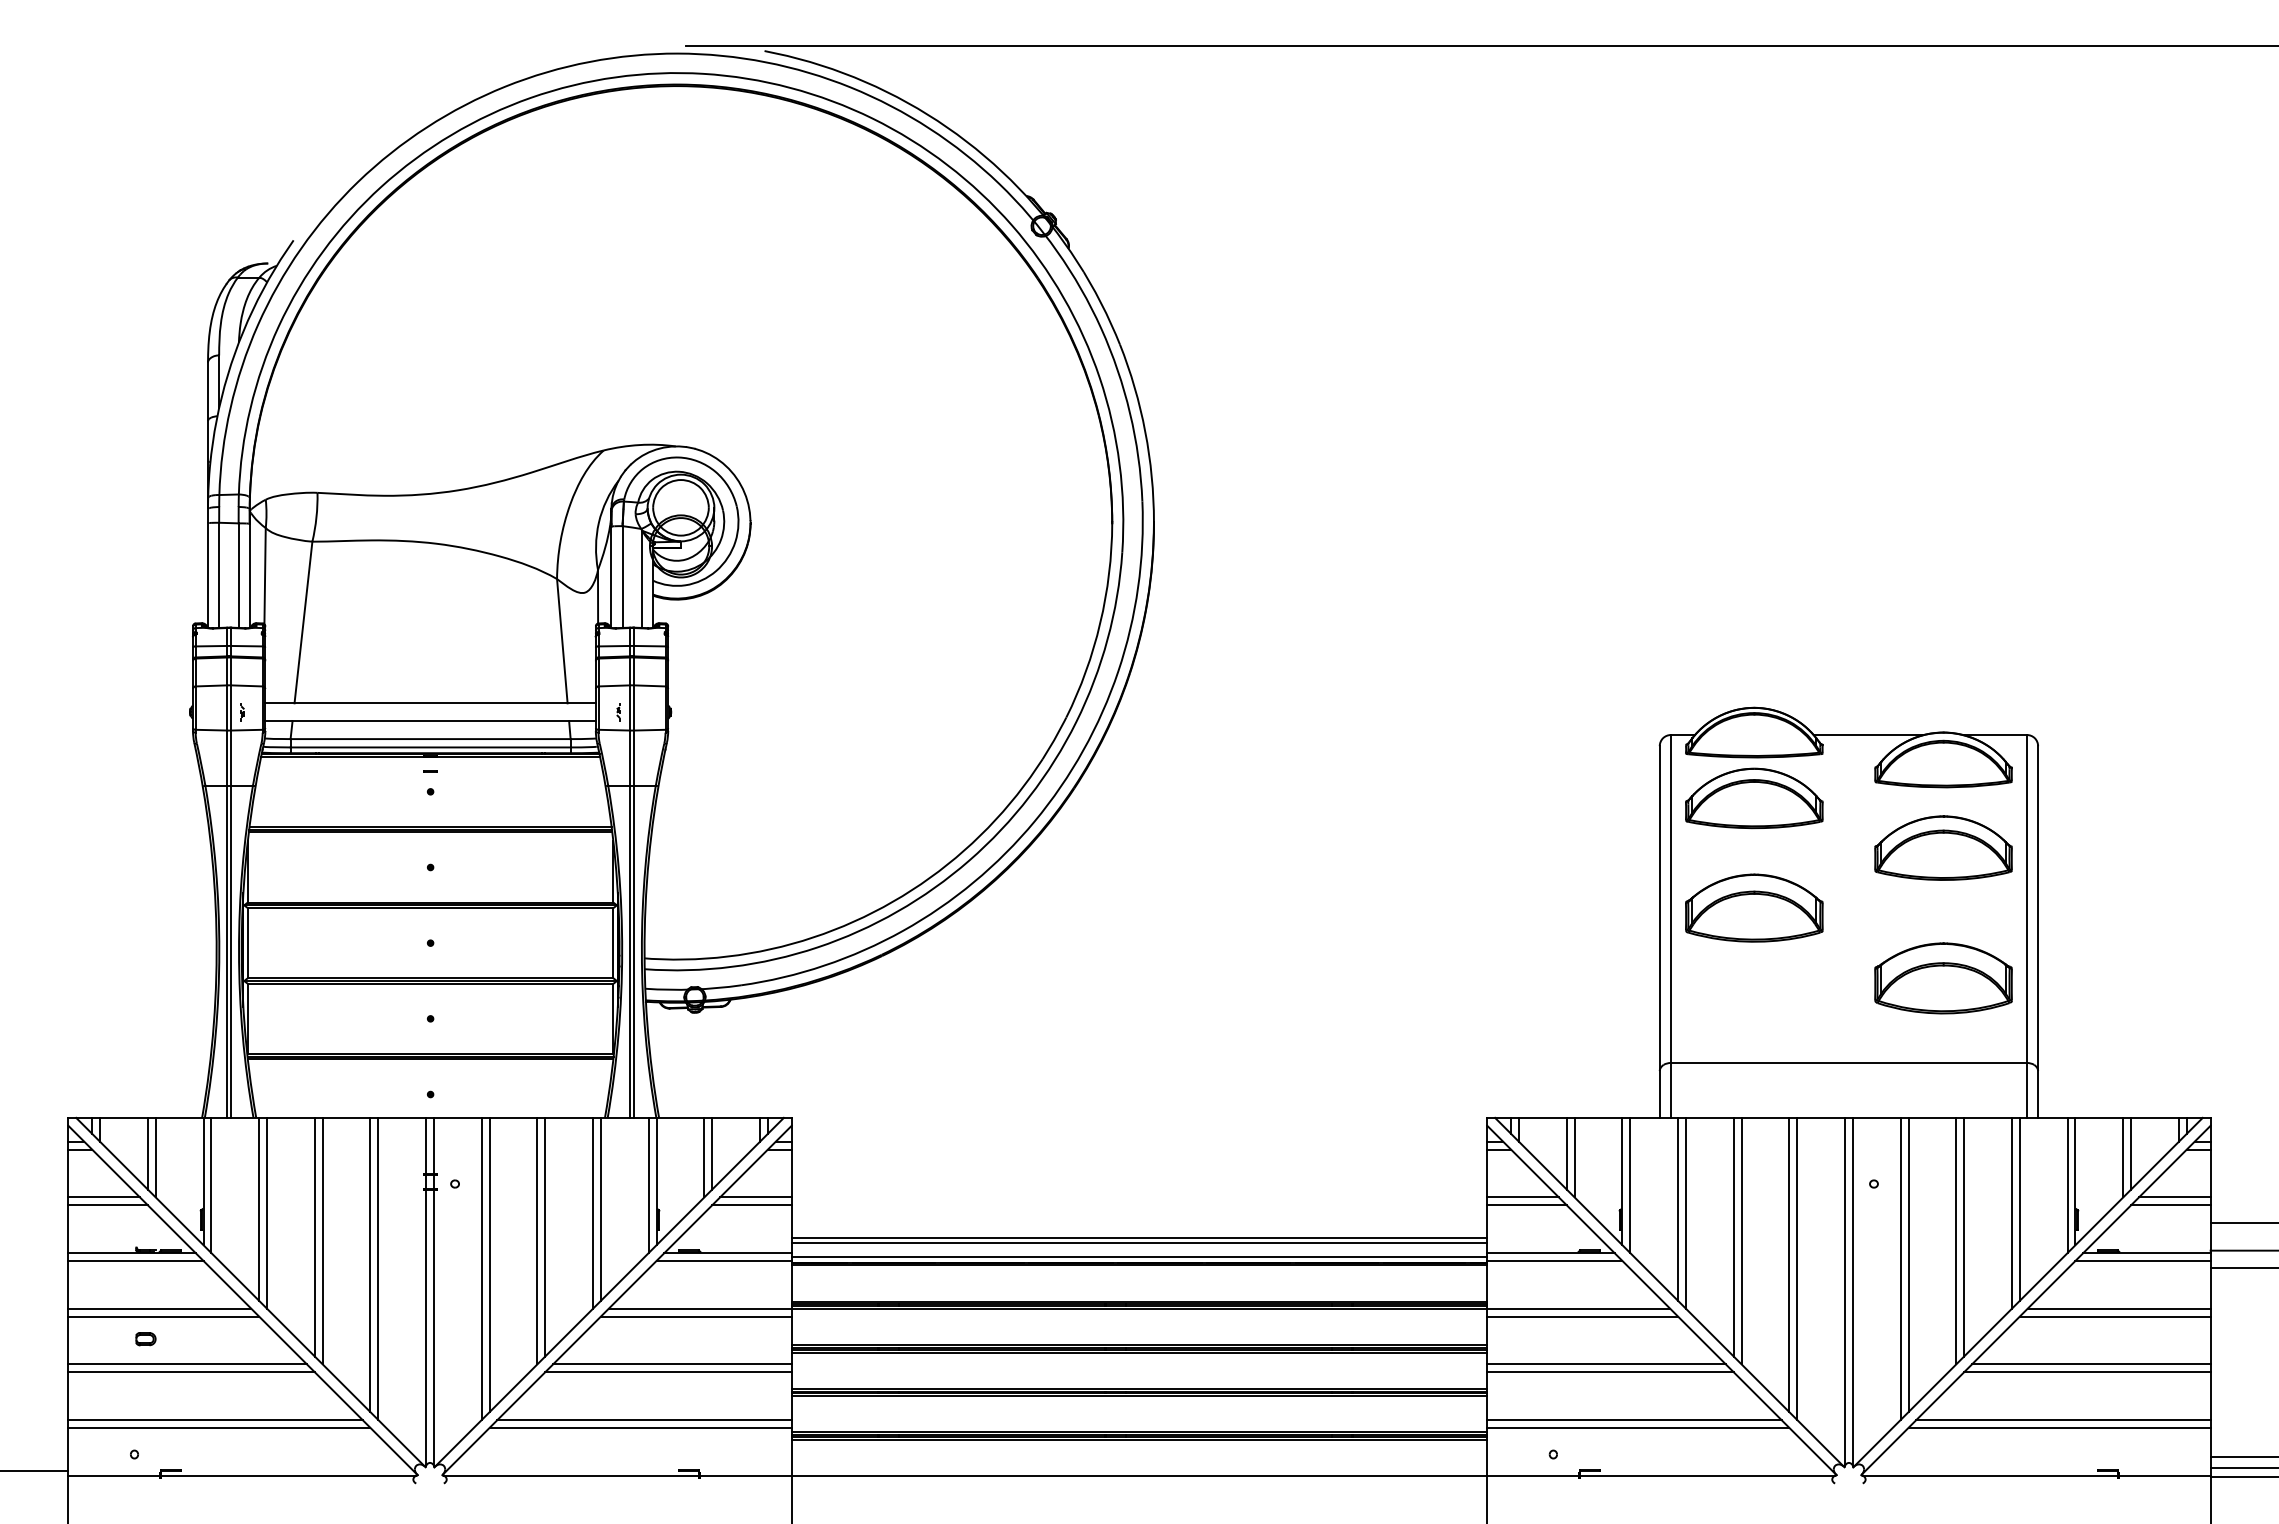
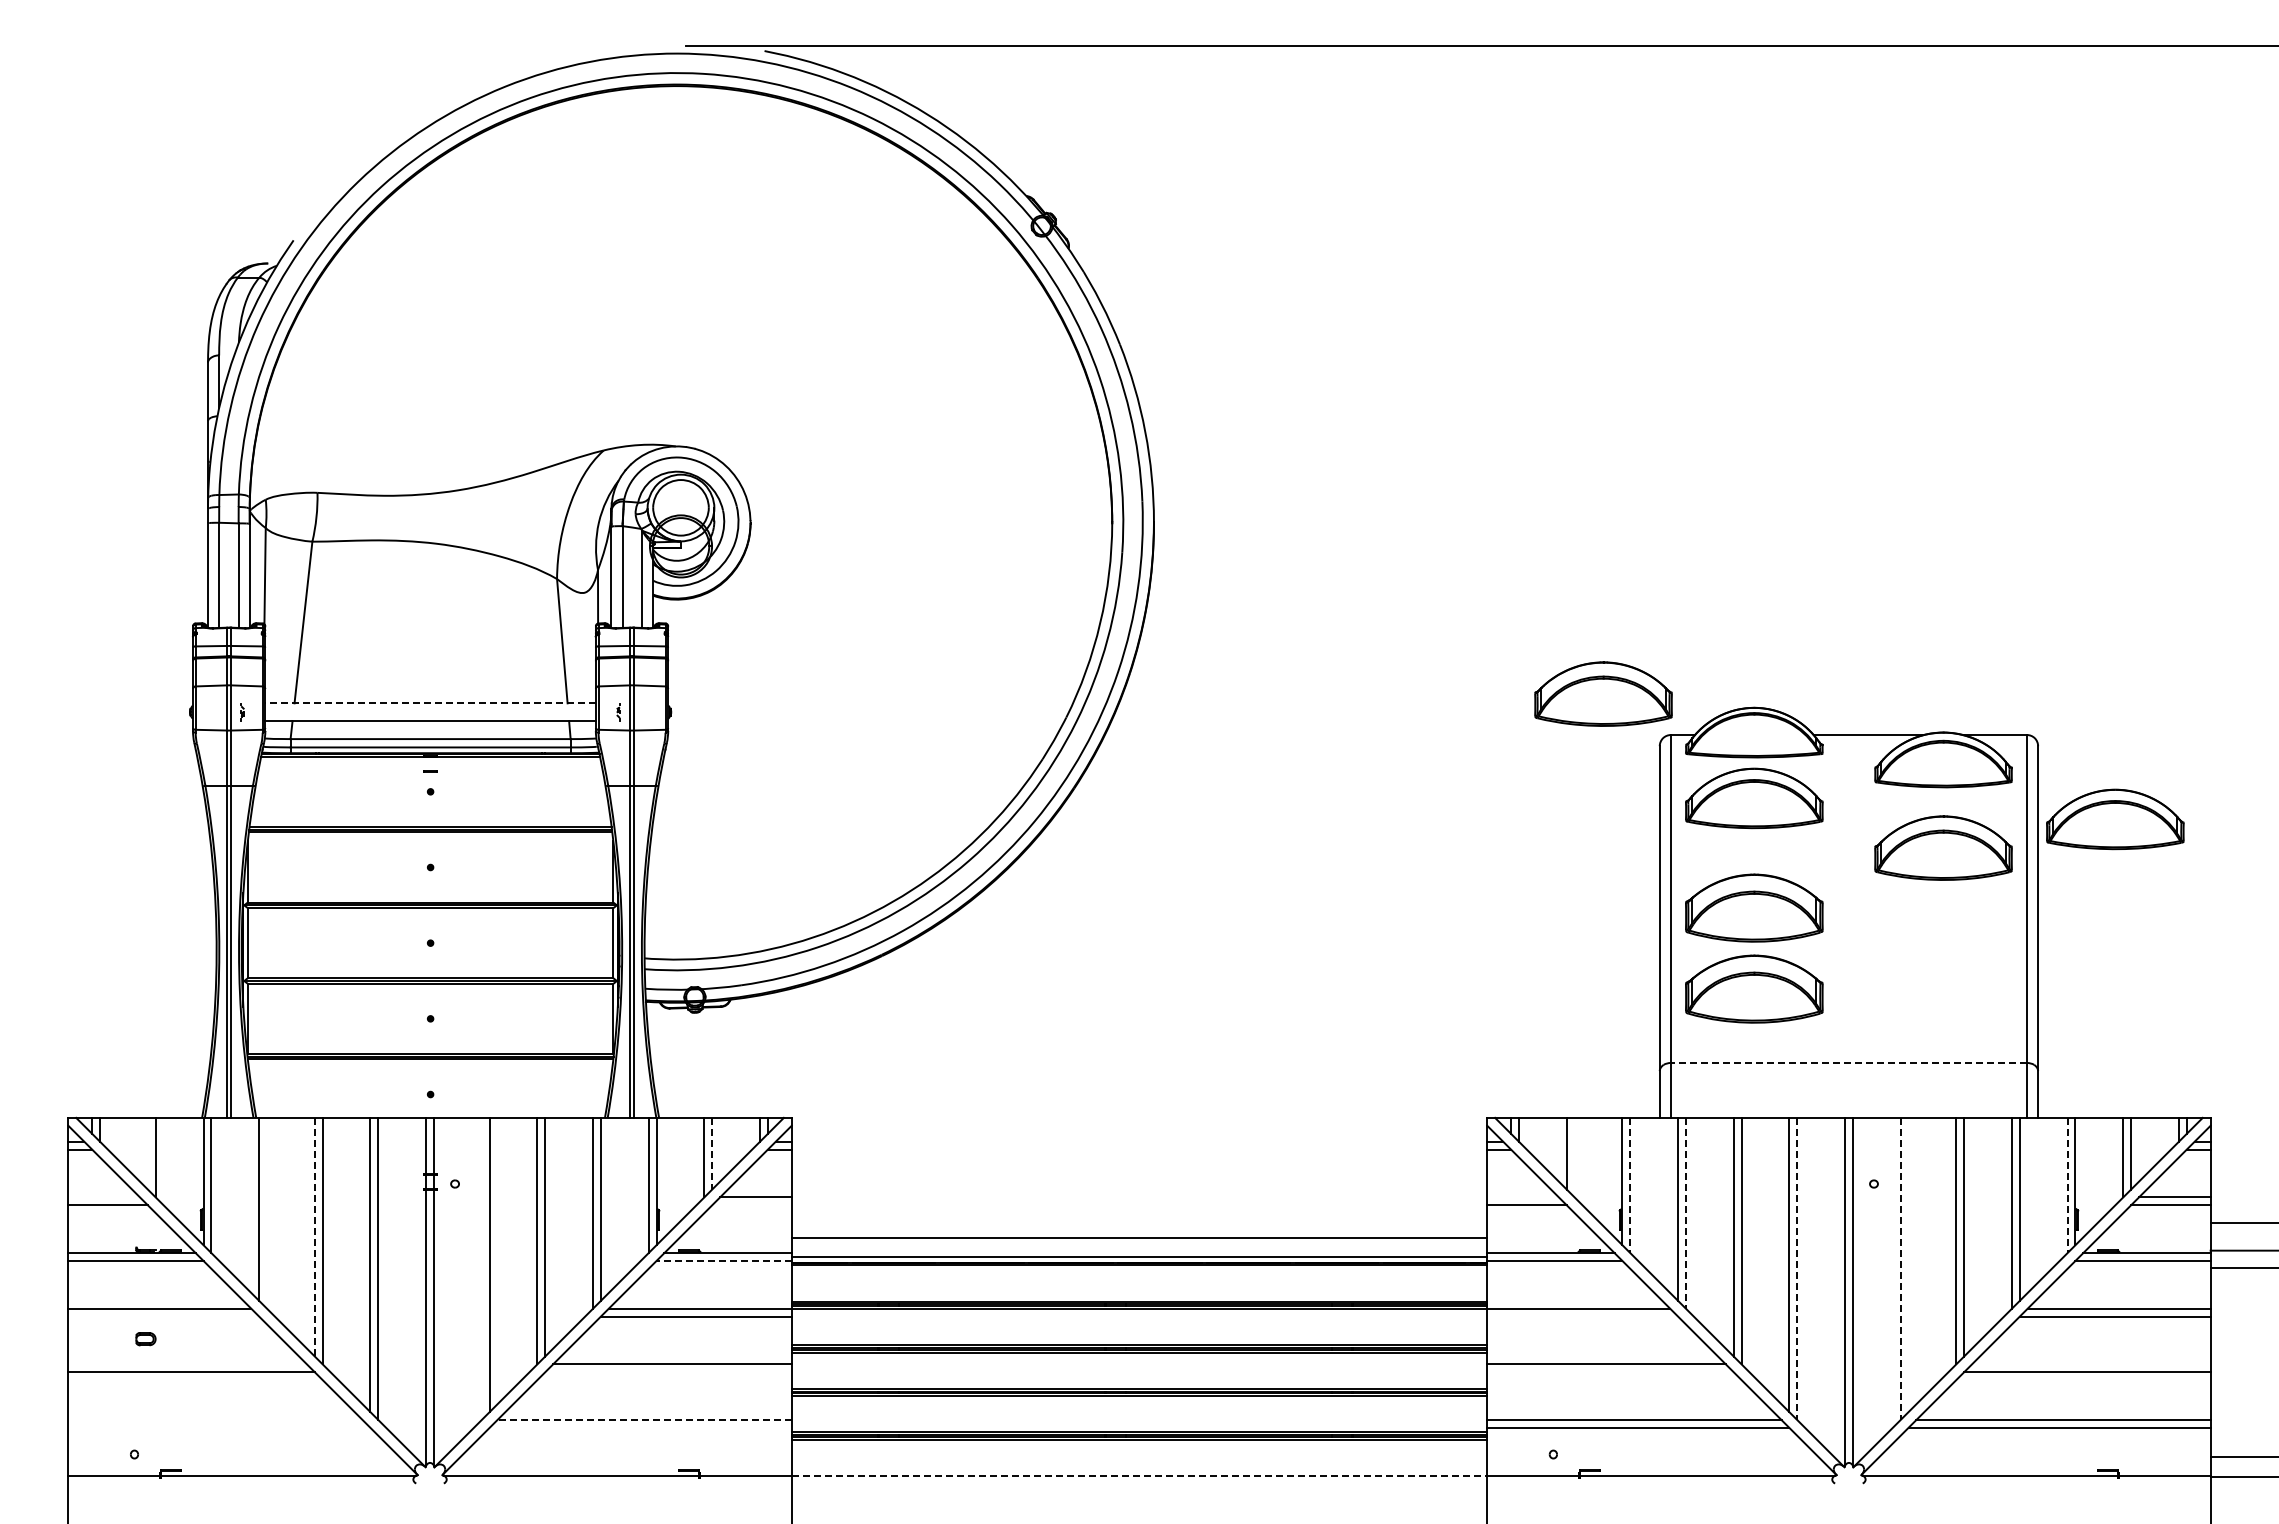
part: none -> present (1603, 693)
line: solid -> dashed (430, 703)
part: none -> present (2115, 819)
part: present -> none (1943, 978)
part: none -> present (1754, 988)
line: solid -> dashed (1848, 1062)
line: present -> none (147, 1153)
line: solid -> dashed (712, 1153)
line: present -> none (1574, 1157)
line: solid -> dashed (1630, 1185)
line: solid -> dashed (2067, 1185)
line: present -> none (104, 1197)
line: present -> none (1522, 1197)
line: present -> none (751, 1205)
line: present -> none (267, 1212)
line: solid -> dashed (1685, 1213)
line: solid -> dashed (314, 1237)
line: present -> none (1139, 1243)
line: solid -> dashed (724, 1260)
line: present -> none (1908, 1264)
line: present -> none (481, 1268)
line: solid -> dashed (1797, 1269)
line: solid -> dashed (1900, 1269)
line: present -> none (163, 1316)
line: present -> none (1582, 1316)
line: present -> none (187, 1364)
line: present -> none (2091, 1364)
line: present -> none (668, 1372)
line: present -> none (1610, 1372)
line: present -> none (215, 1420)
line: solid -> dashed (644, 1420)
line: present -> none (219, 1427)
line: present -> none (640, 1427)
line: present -> none (2242, 1468)
line: present -> none (35, 1470)
line: solid -> dashed (1139, 1475)
